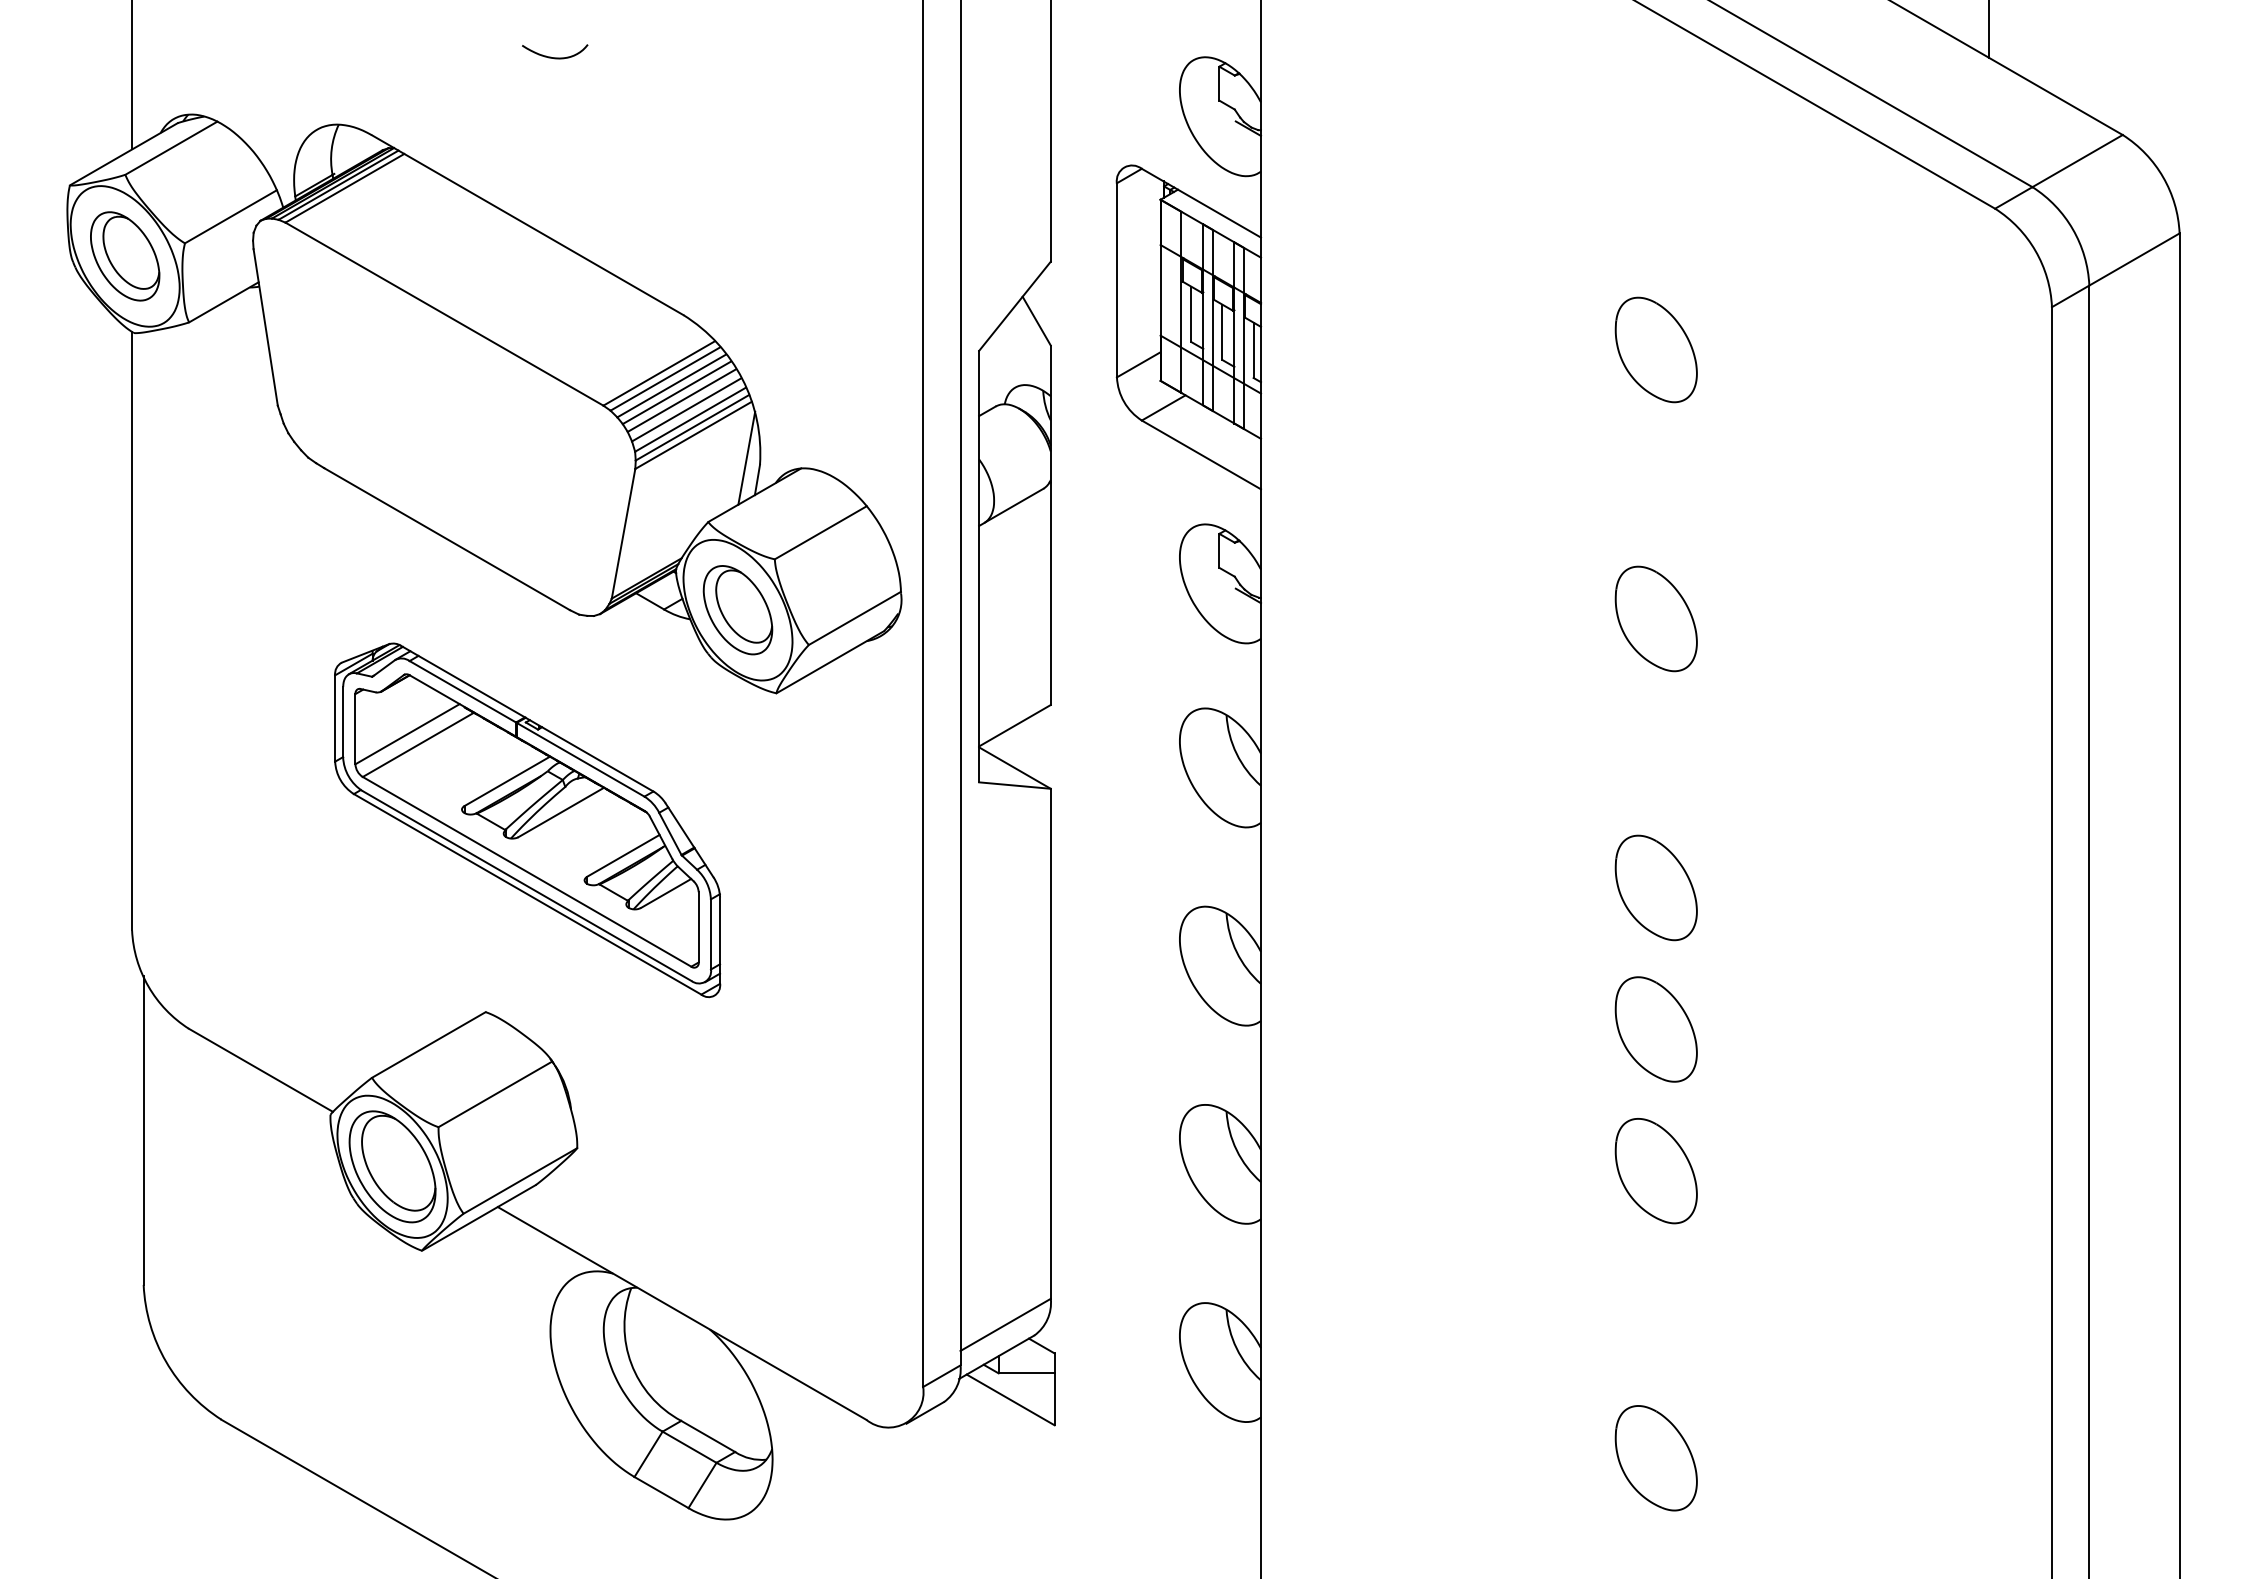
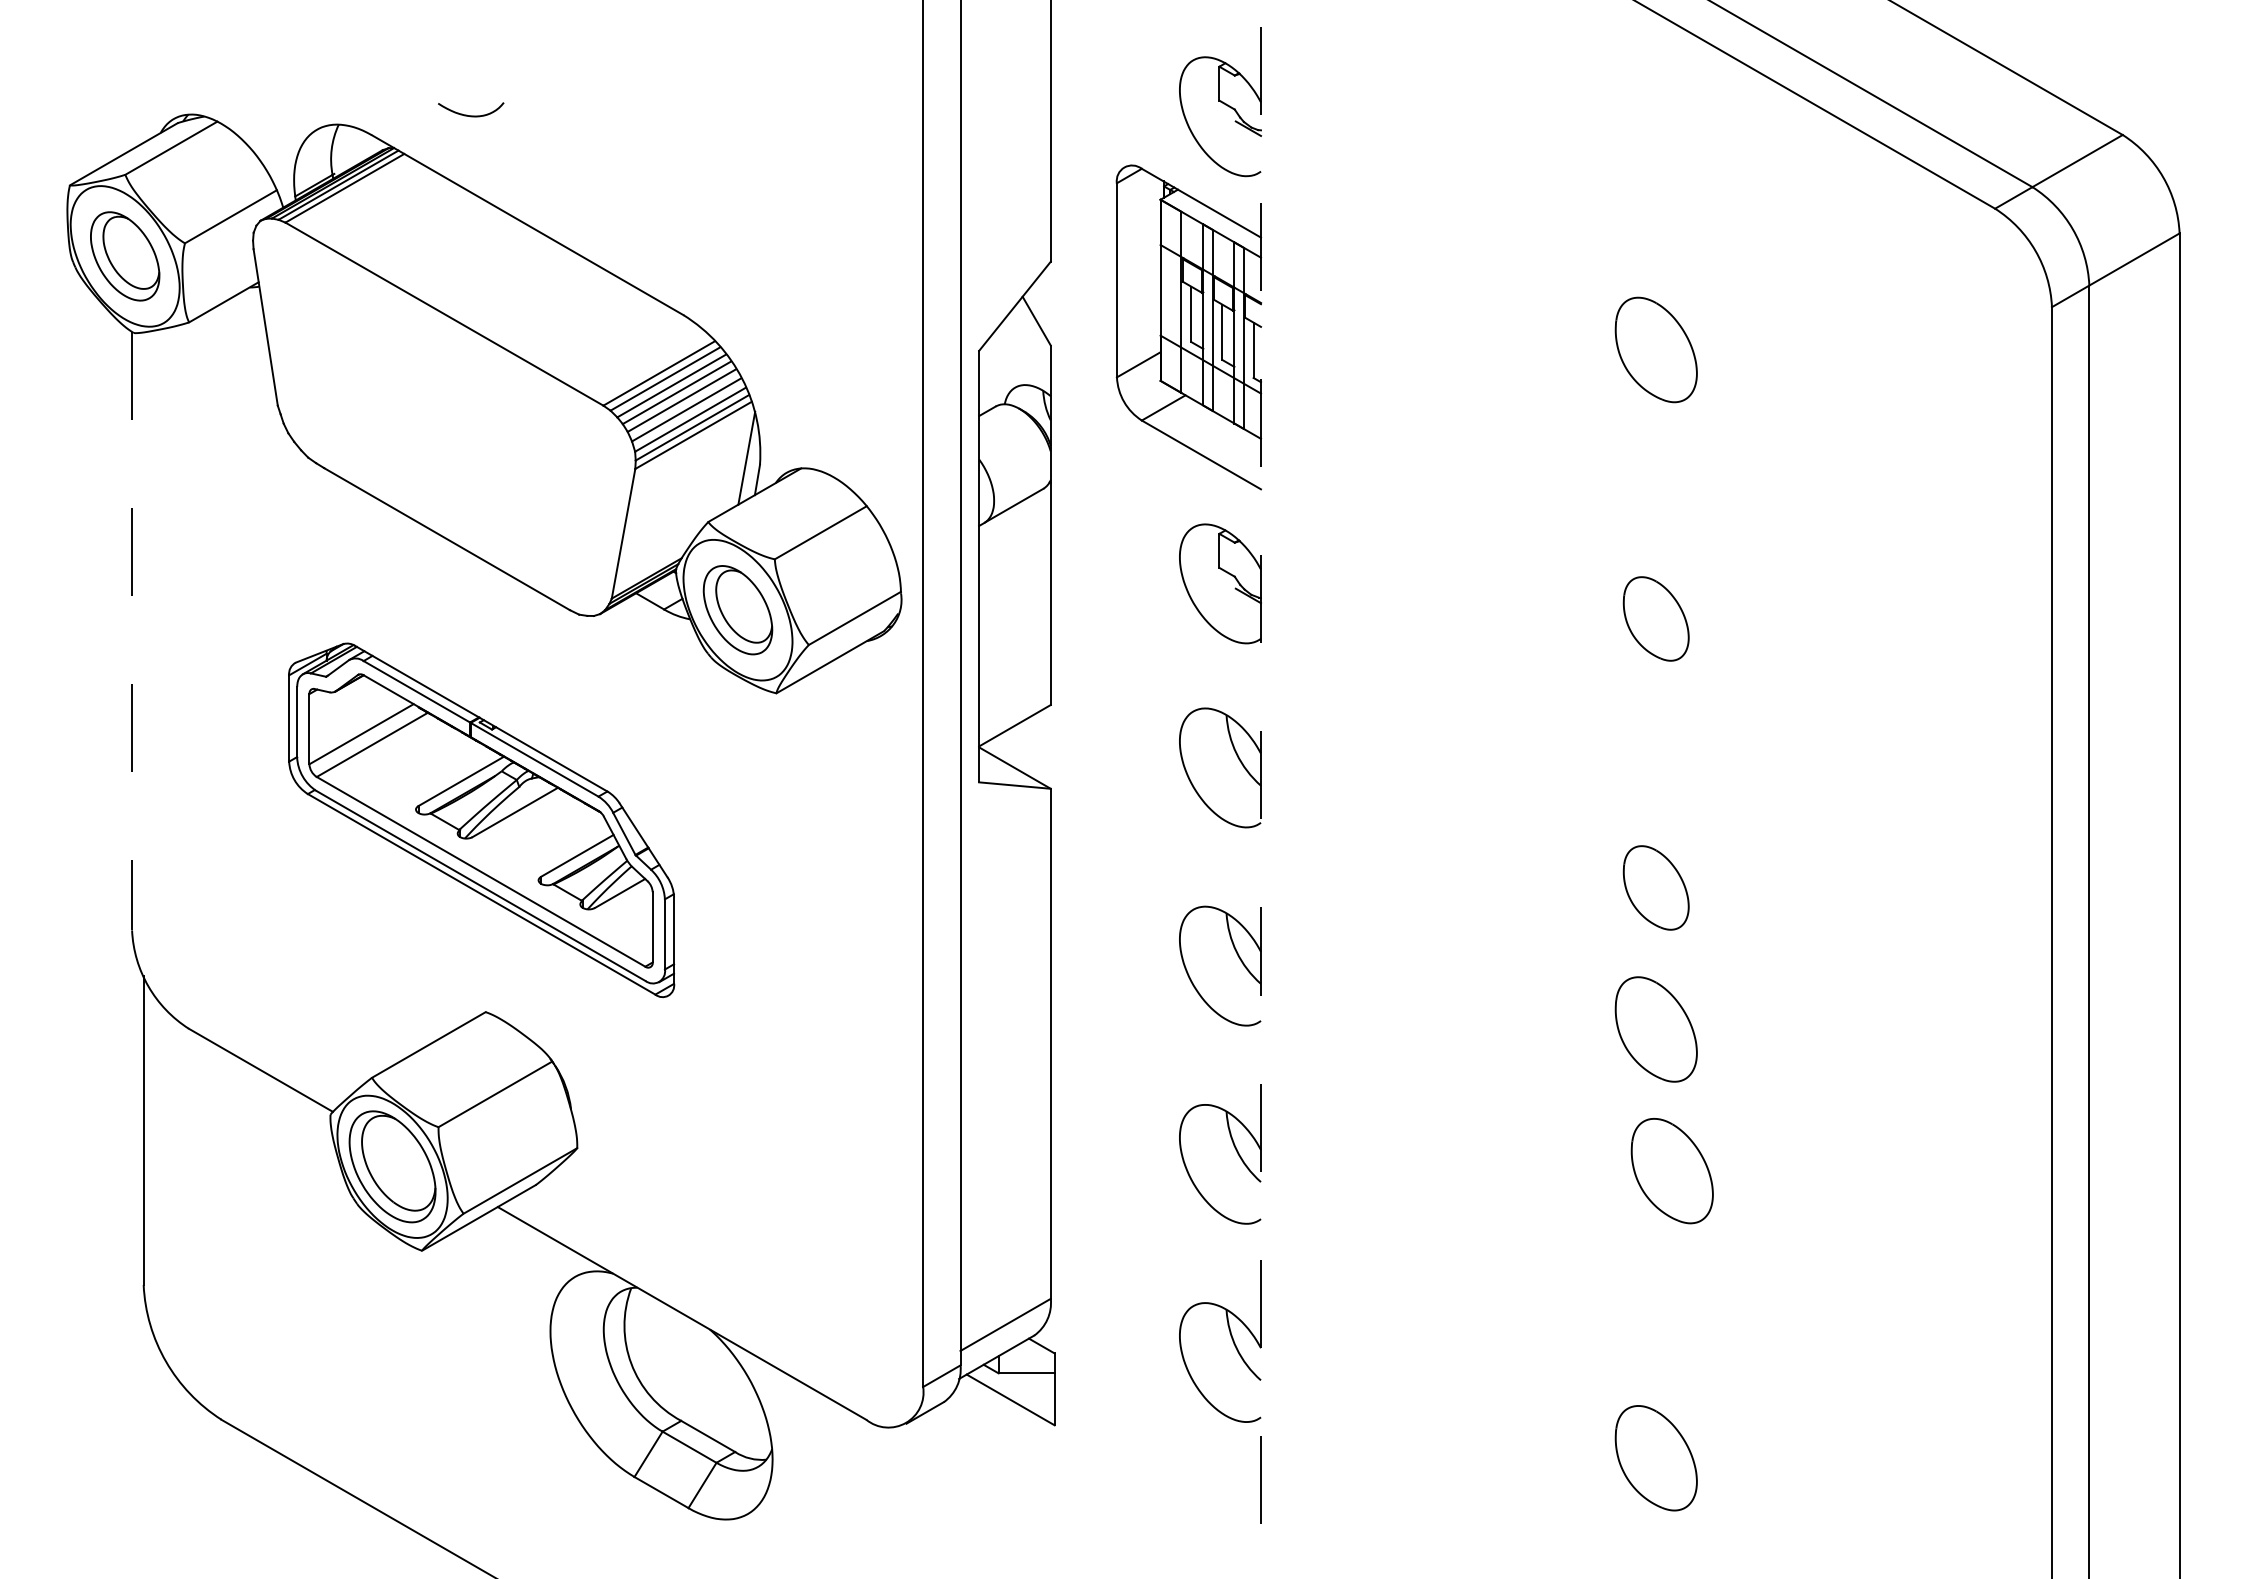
line: present -> none (1988, 29)
curve position: (555, 57) -> (471, 115) (471, 115)
line: present -> none (132, 75)
part size: 84x108 px -> 68x86 px (1655, 618)
line: solid -> dashed (132, 631)
line: solid -> dashed (1261, 789)
part position: (527, 820) -> (481, 820) (481, 820)
part size: 84x108 px -> 68x86 px (1655, 887)
part position: (1655, 1171) -> (1671, 1171) (1671, 1171)
